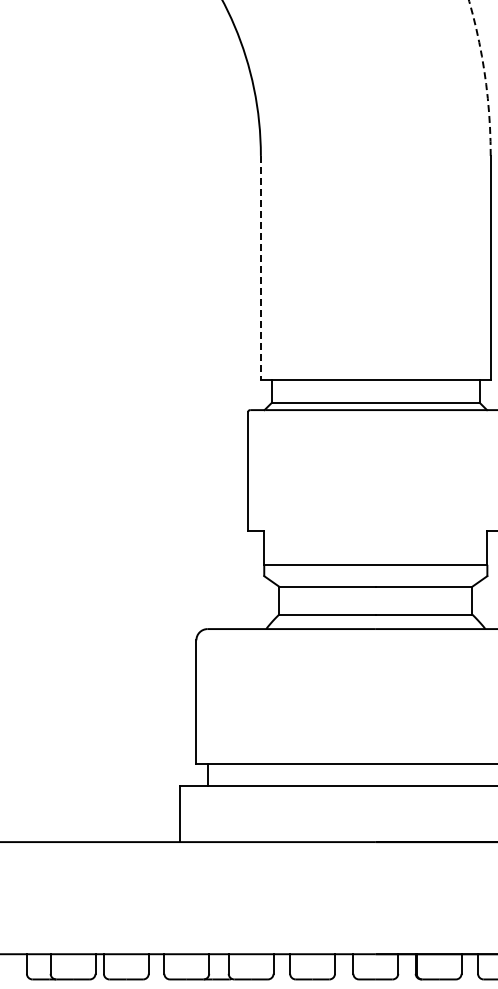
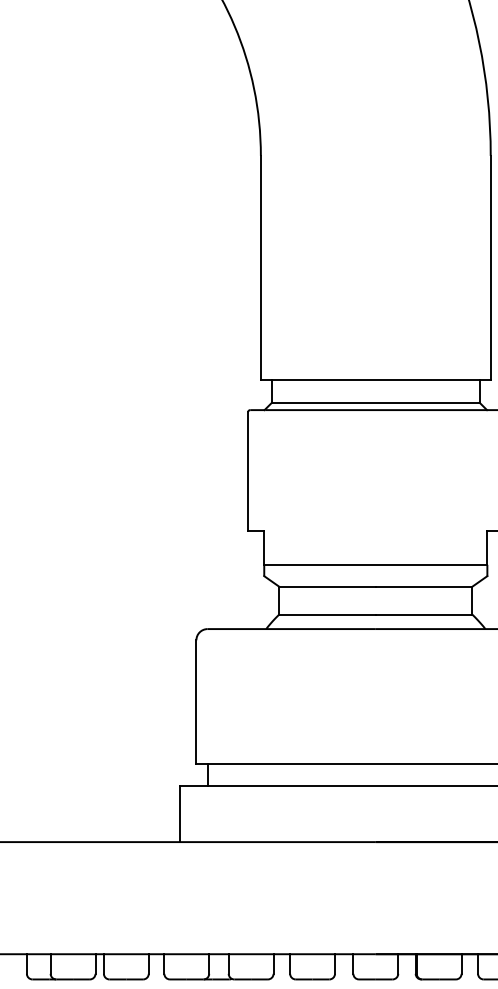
arc: dashed -> solid (485, 76)
line: dashed -> solid (260, 268)
